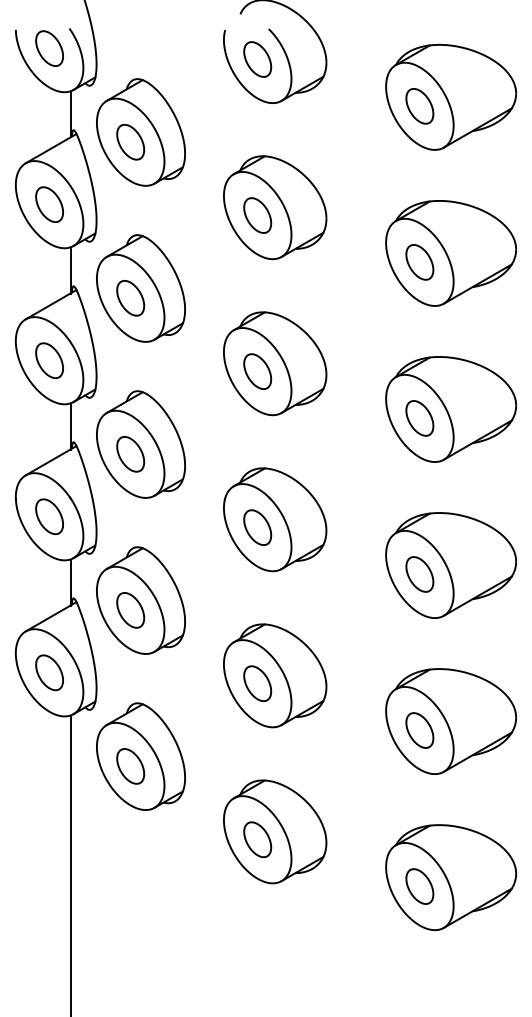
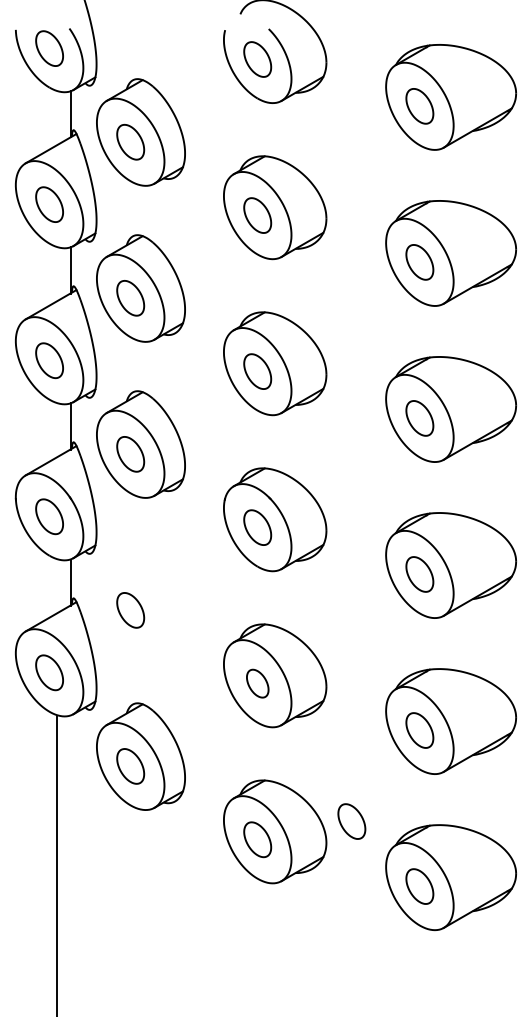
part: present -> none (140, 600)
part size: 30x37 px -> 24x31 px (257, 683)
part: none -> present (351, 821)
line position: (70, 864) -> (56, 864) (56, 864)
